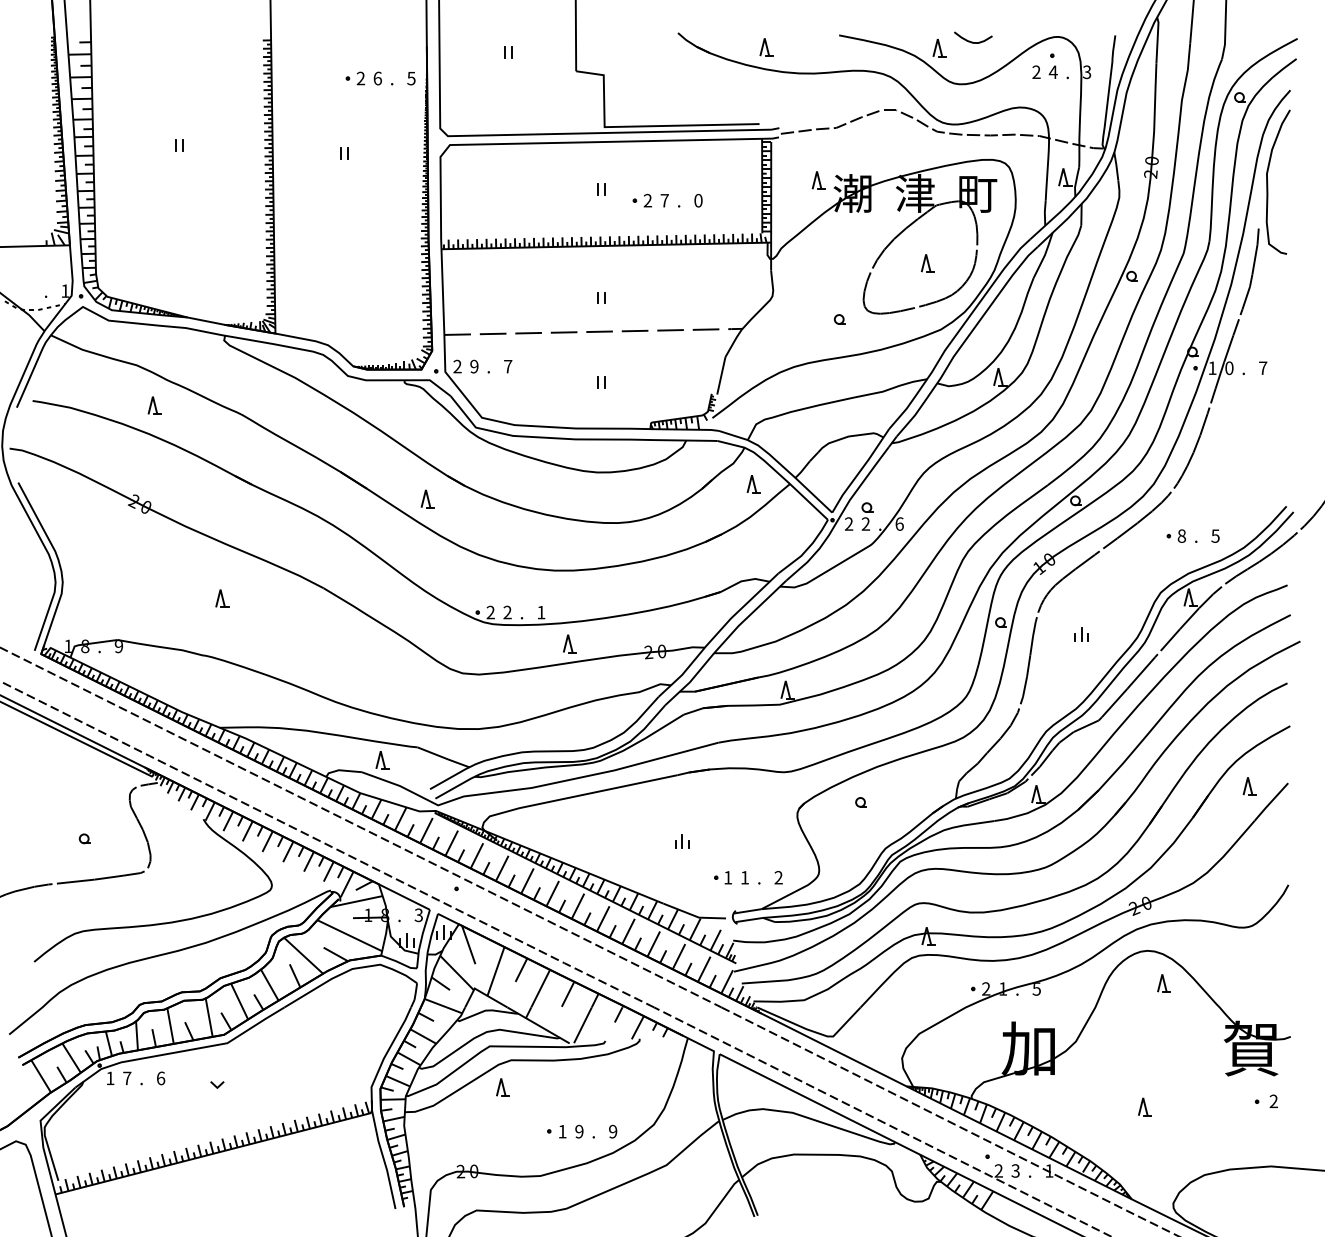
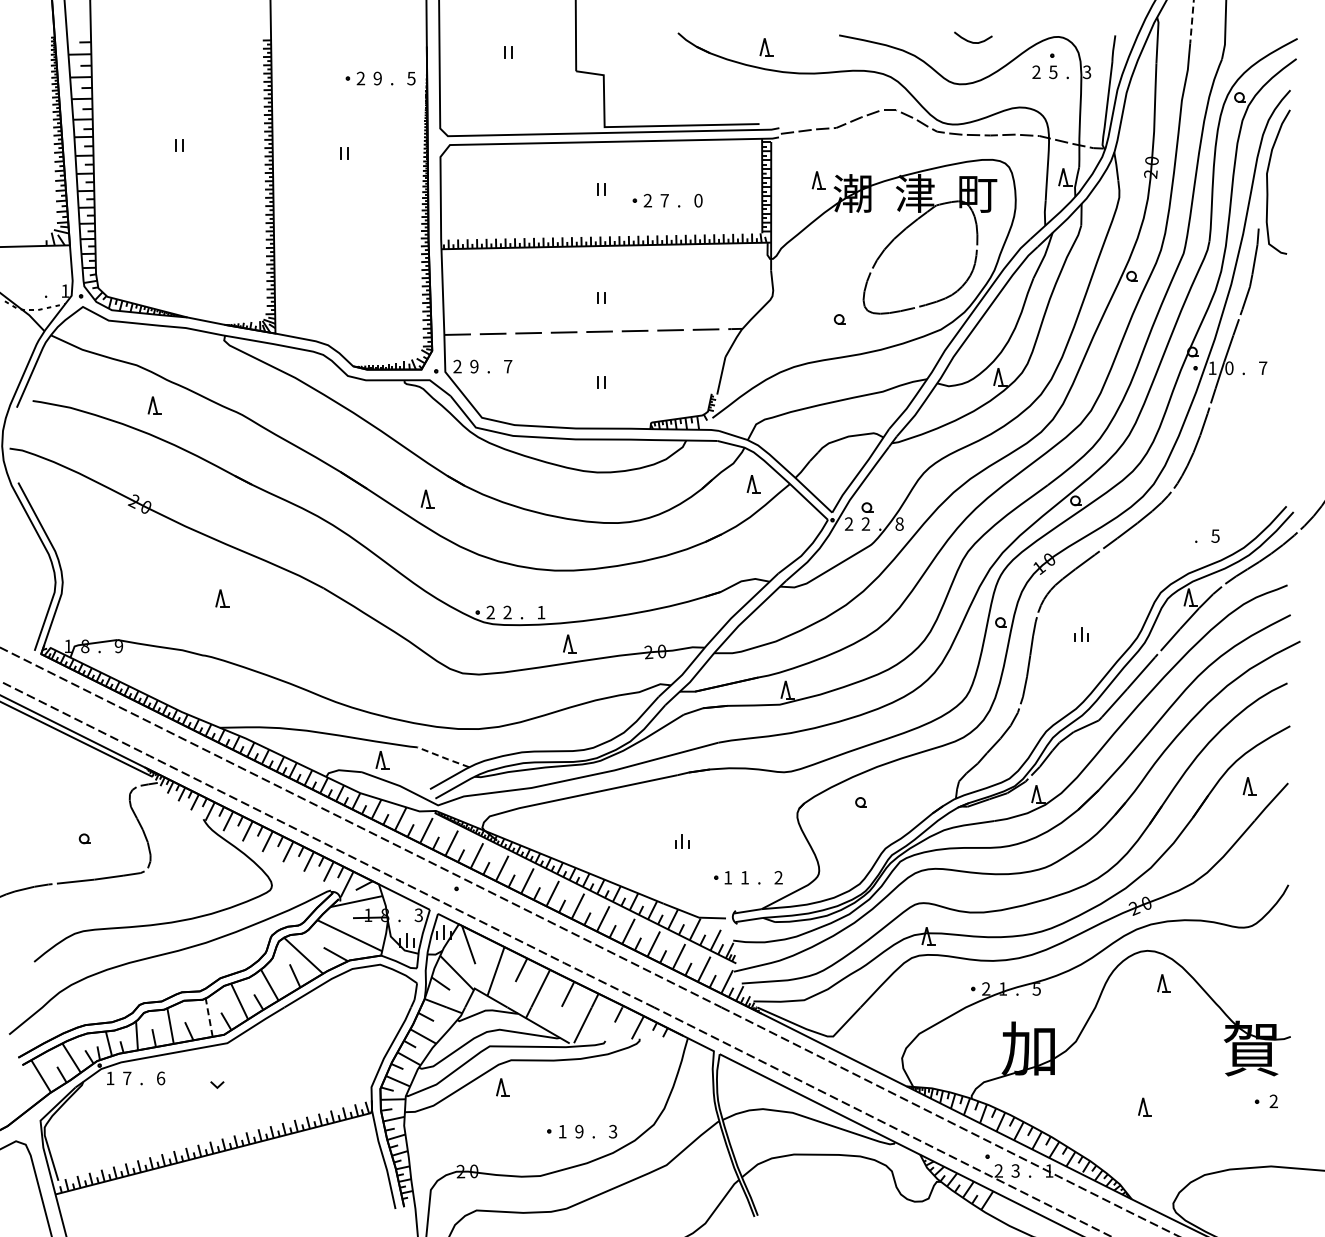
line: solid -> dashed (1192, 21)
part: present -> none (939, 48)
text: 4 -> 5 (1052, 72)
text: 6 -> 9 (377, 78)
part: present -> none (927, 263)
text: 6 -> 8 (899, 523)
part: present -> none (1176, 535)
line: solid -> dashed (443, 757)
line: solid -> dashed (209, 1017)
text: 9 -> 3 (612, 1131)
